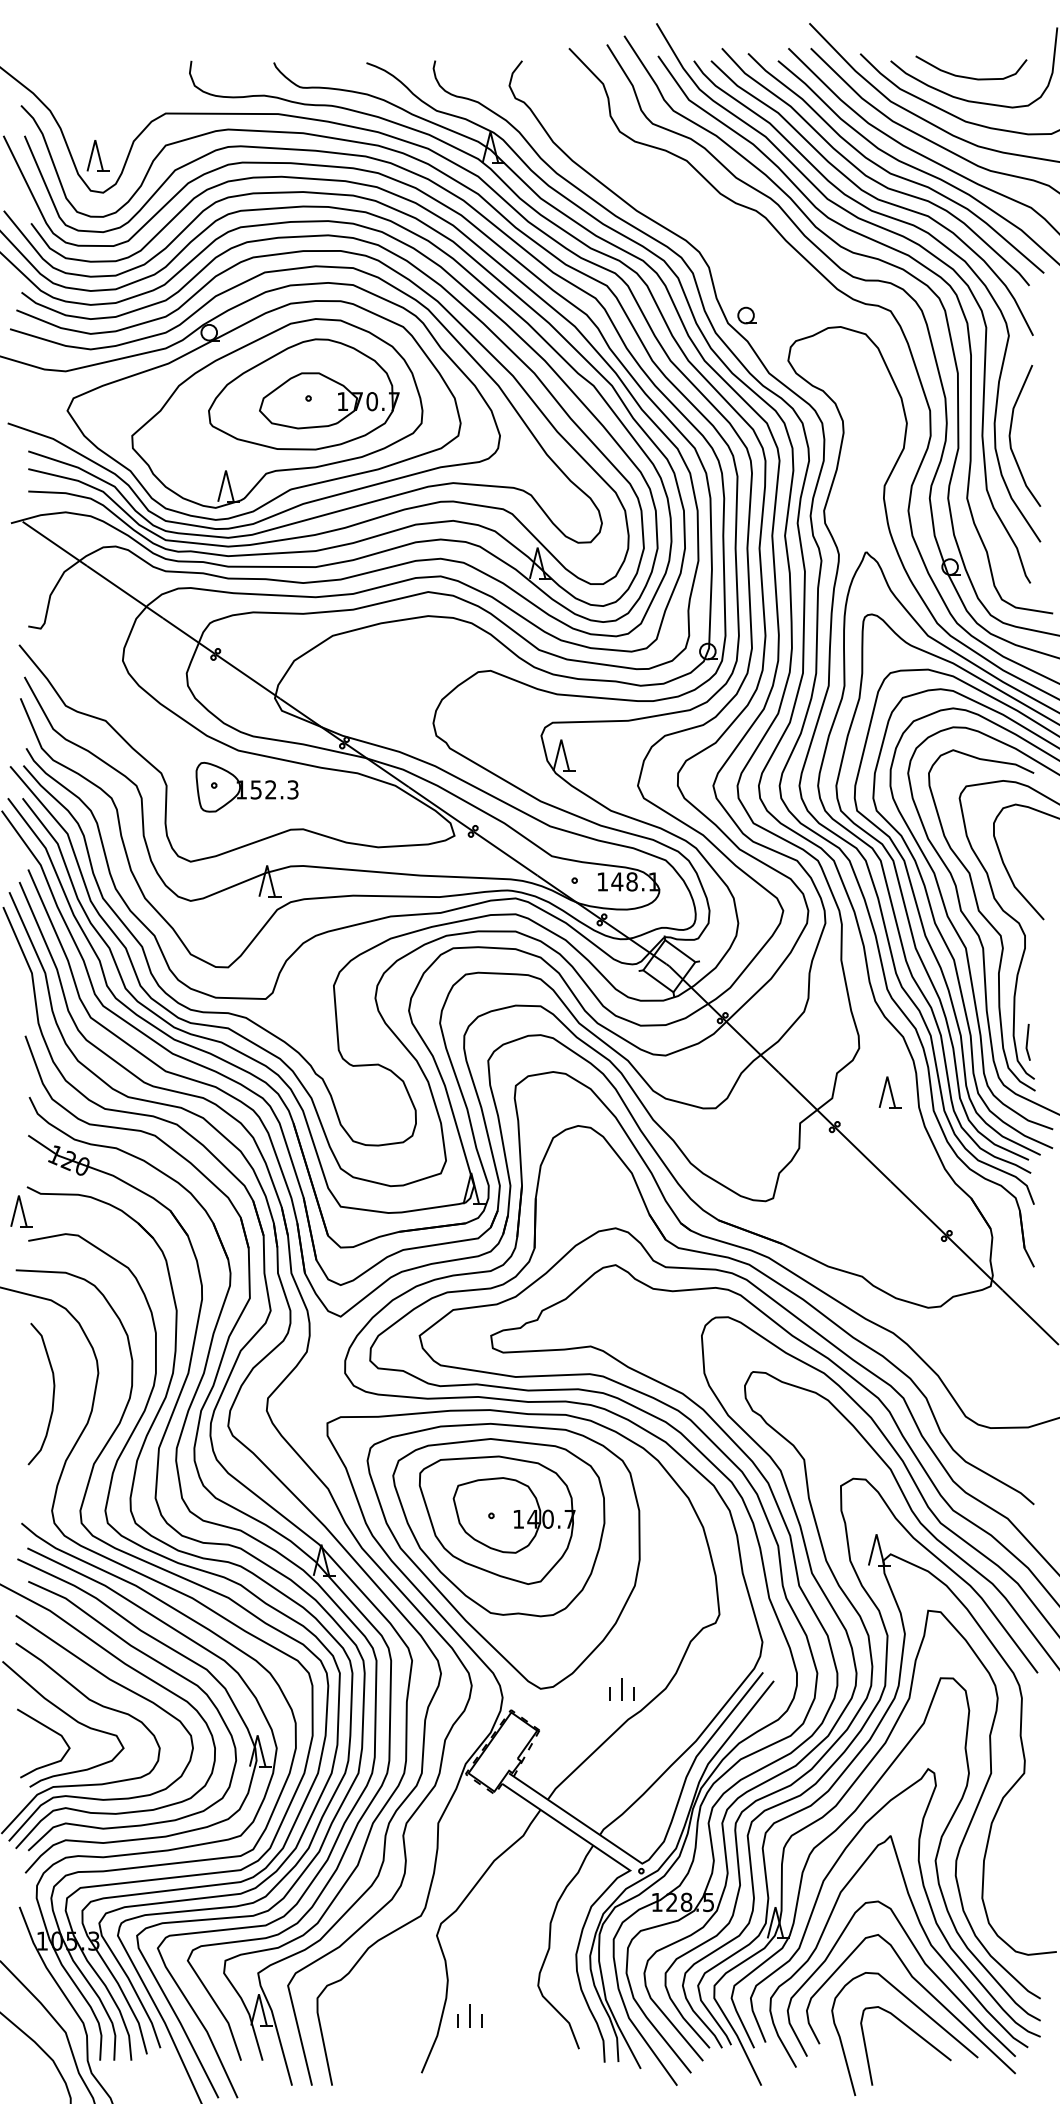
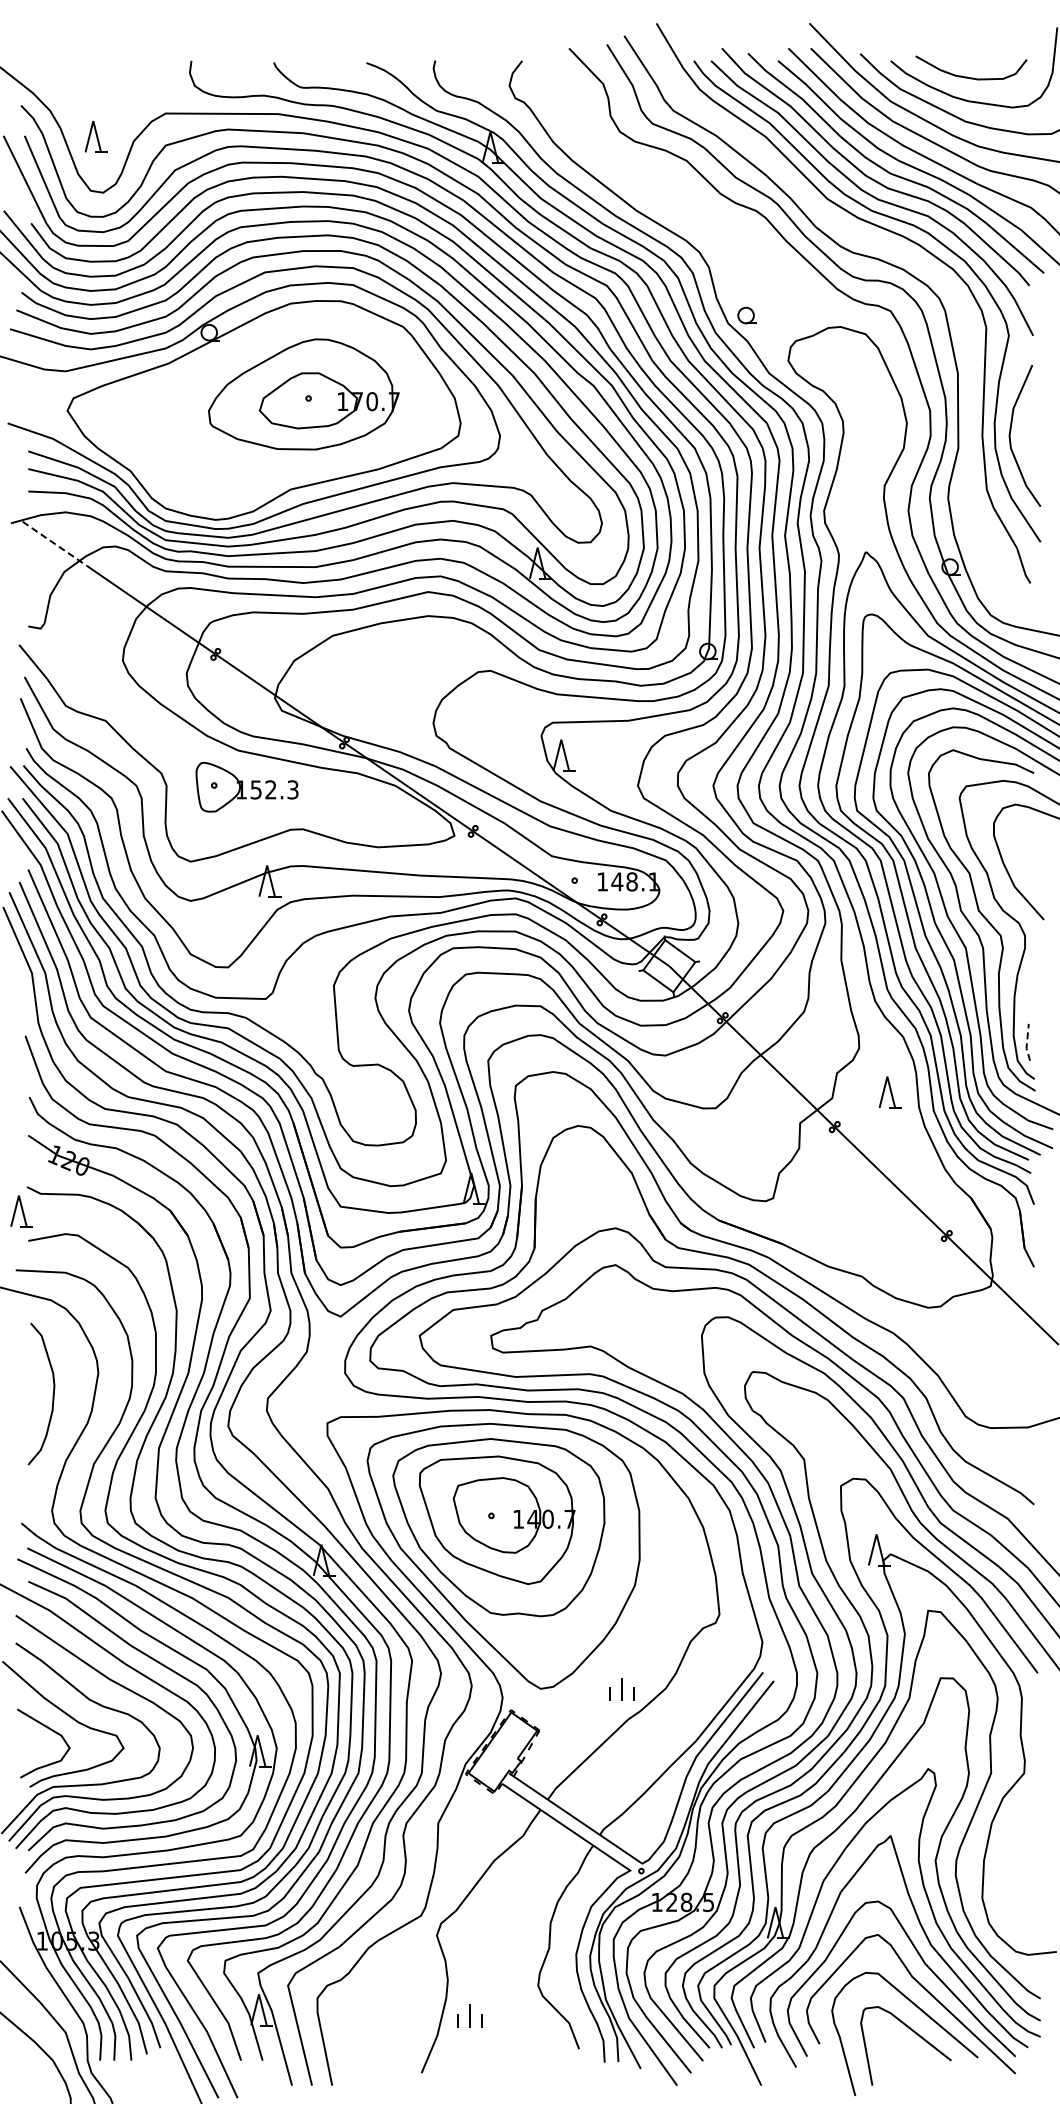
part position: (97, 155) -> (95, 136) (95, 136)
curve: present -> none (889, 248)
part: present -> none (277, 413)
line: solid -> dashed (55, 544)
line: solid -> dashed (1026, 1043)
